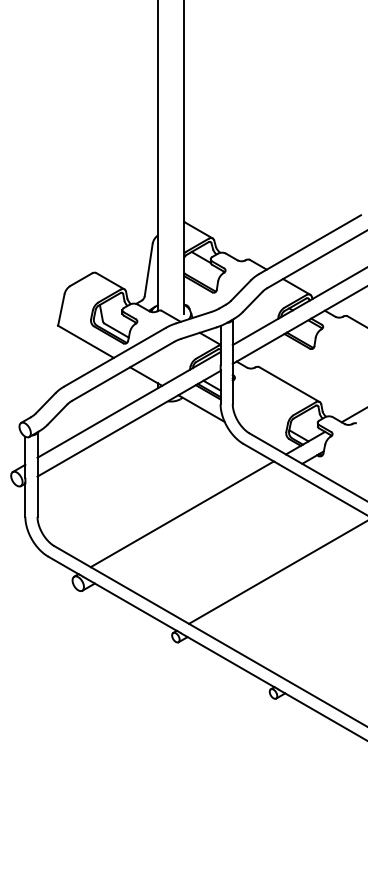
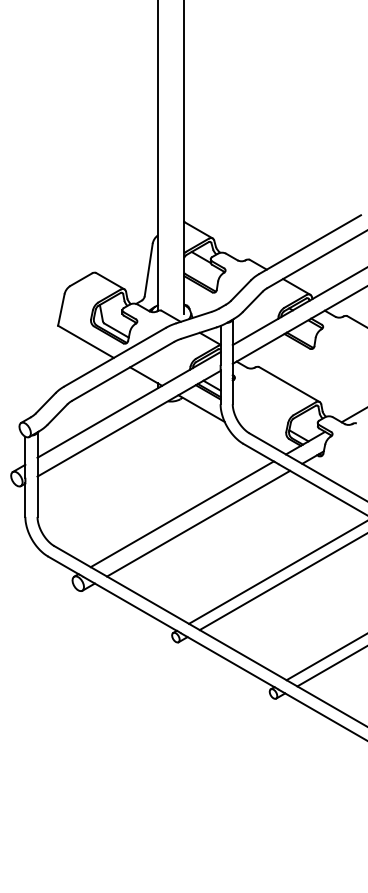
line: none -> present (198, 523)
line: none -> present (281, 582)
line: none -> present (325, 657)
line: none -> present (330, 666)
